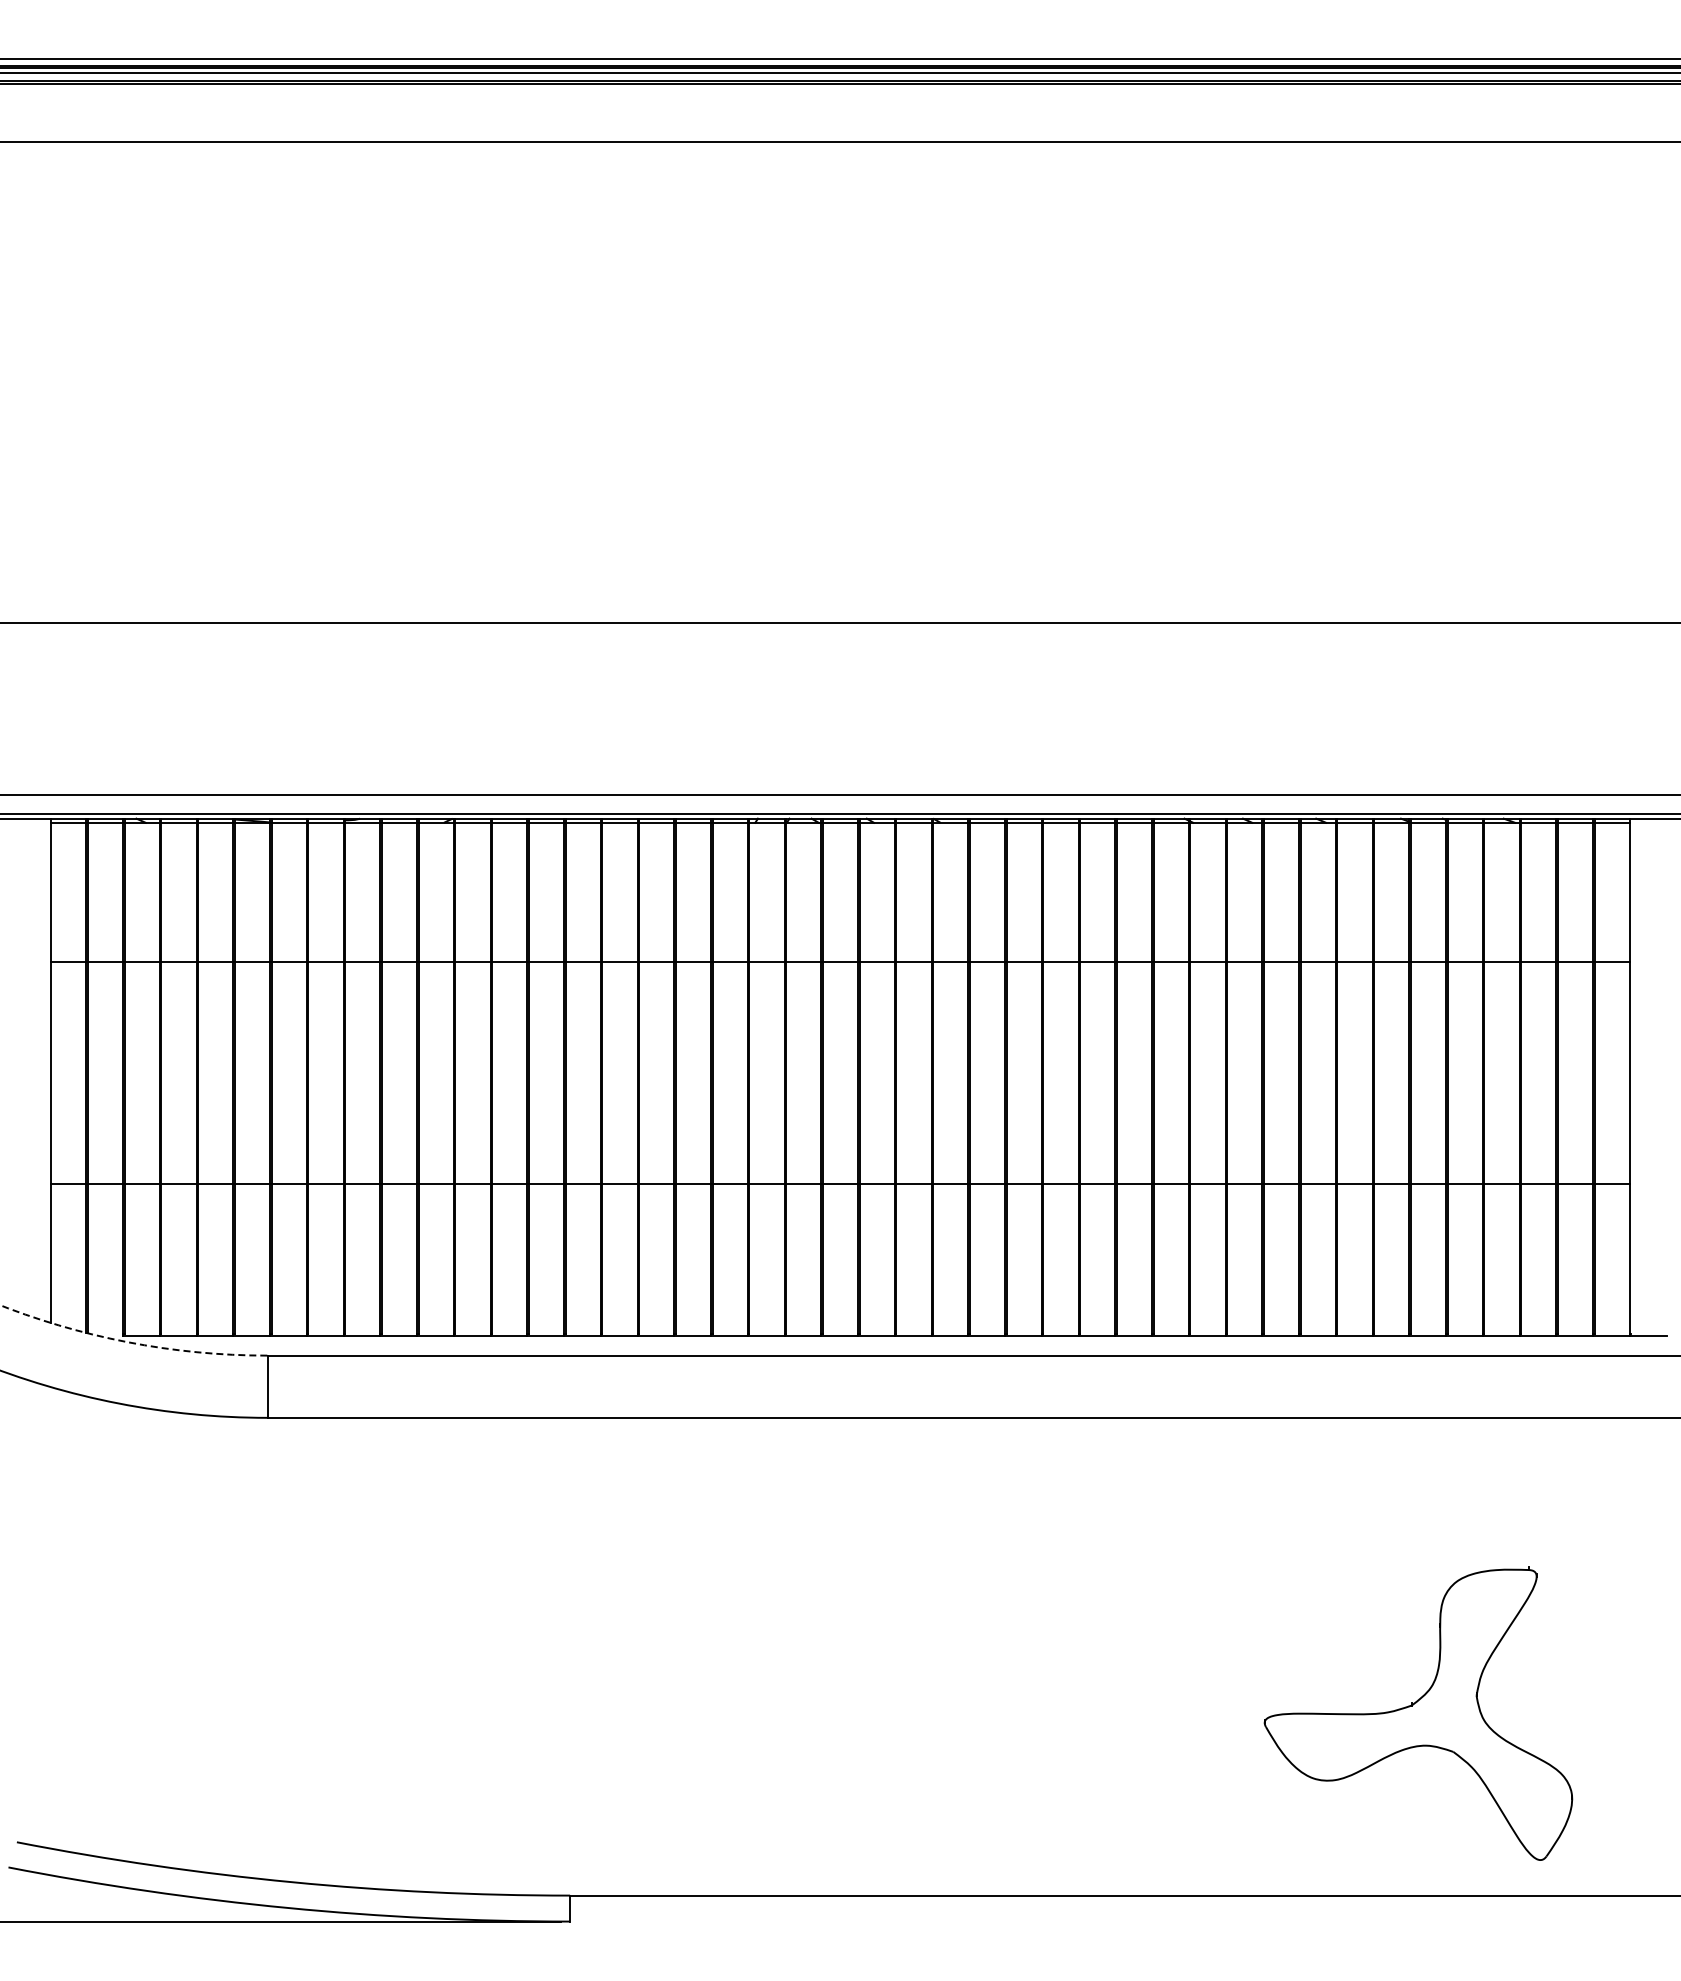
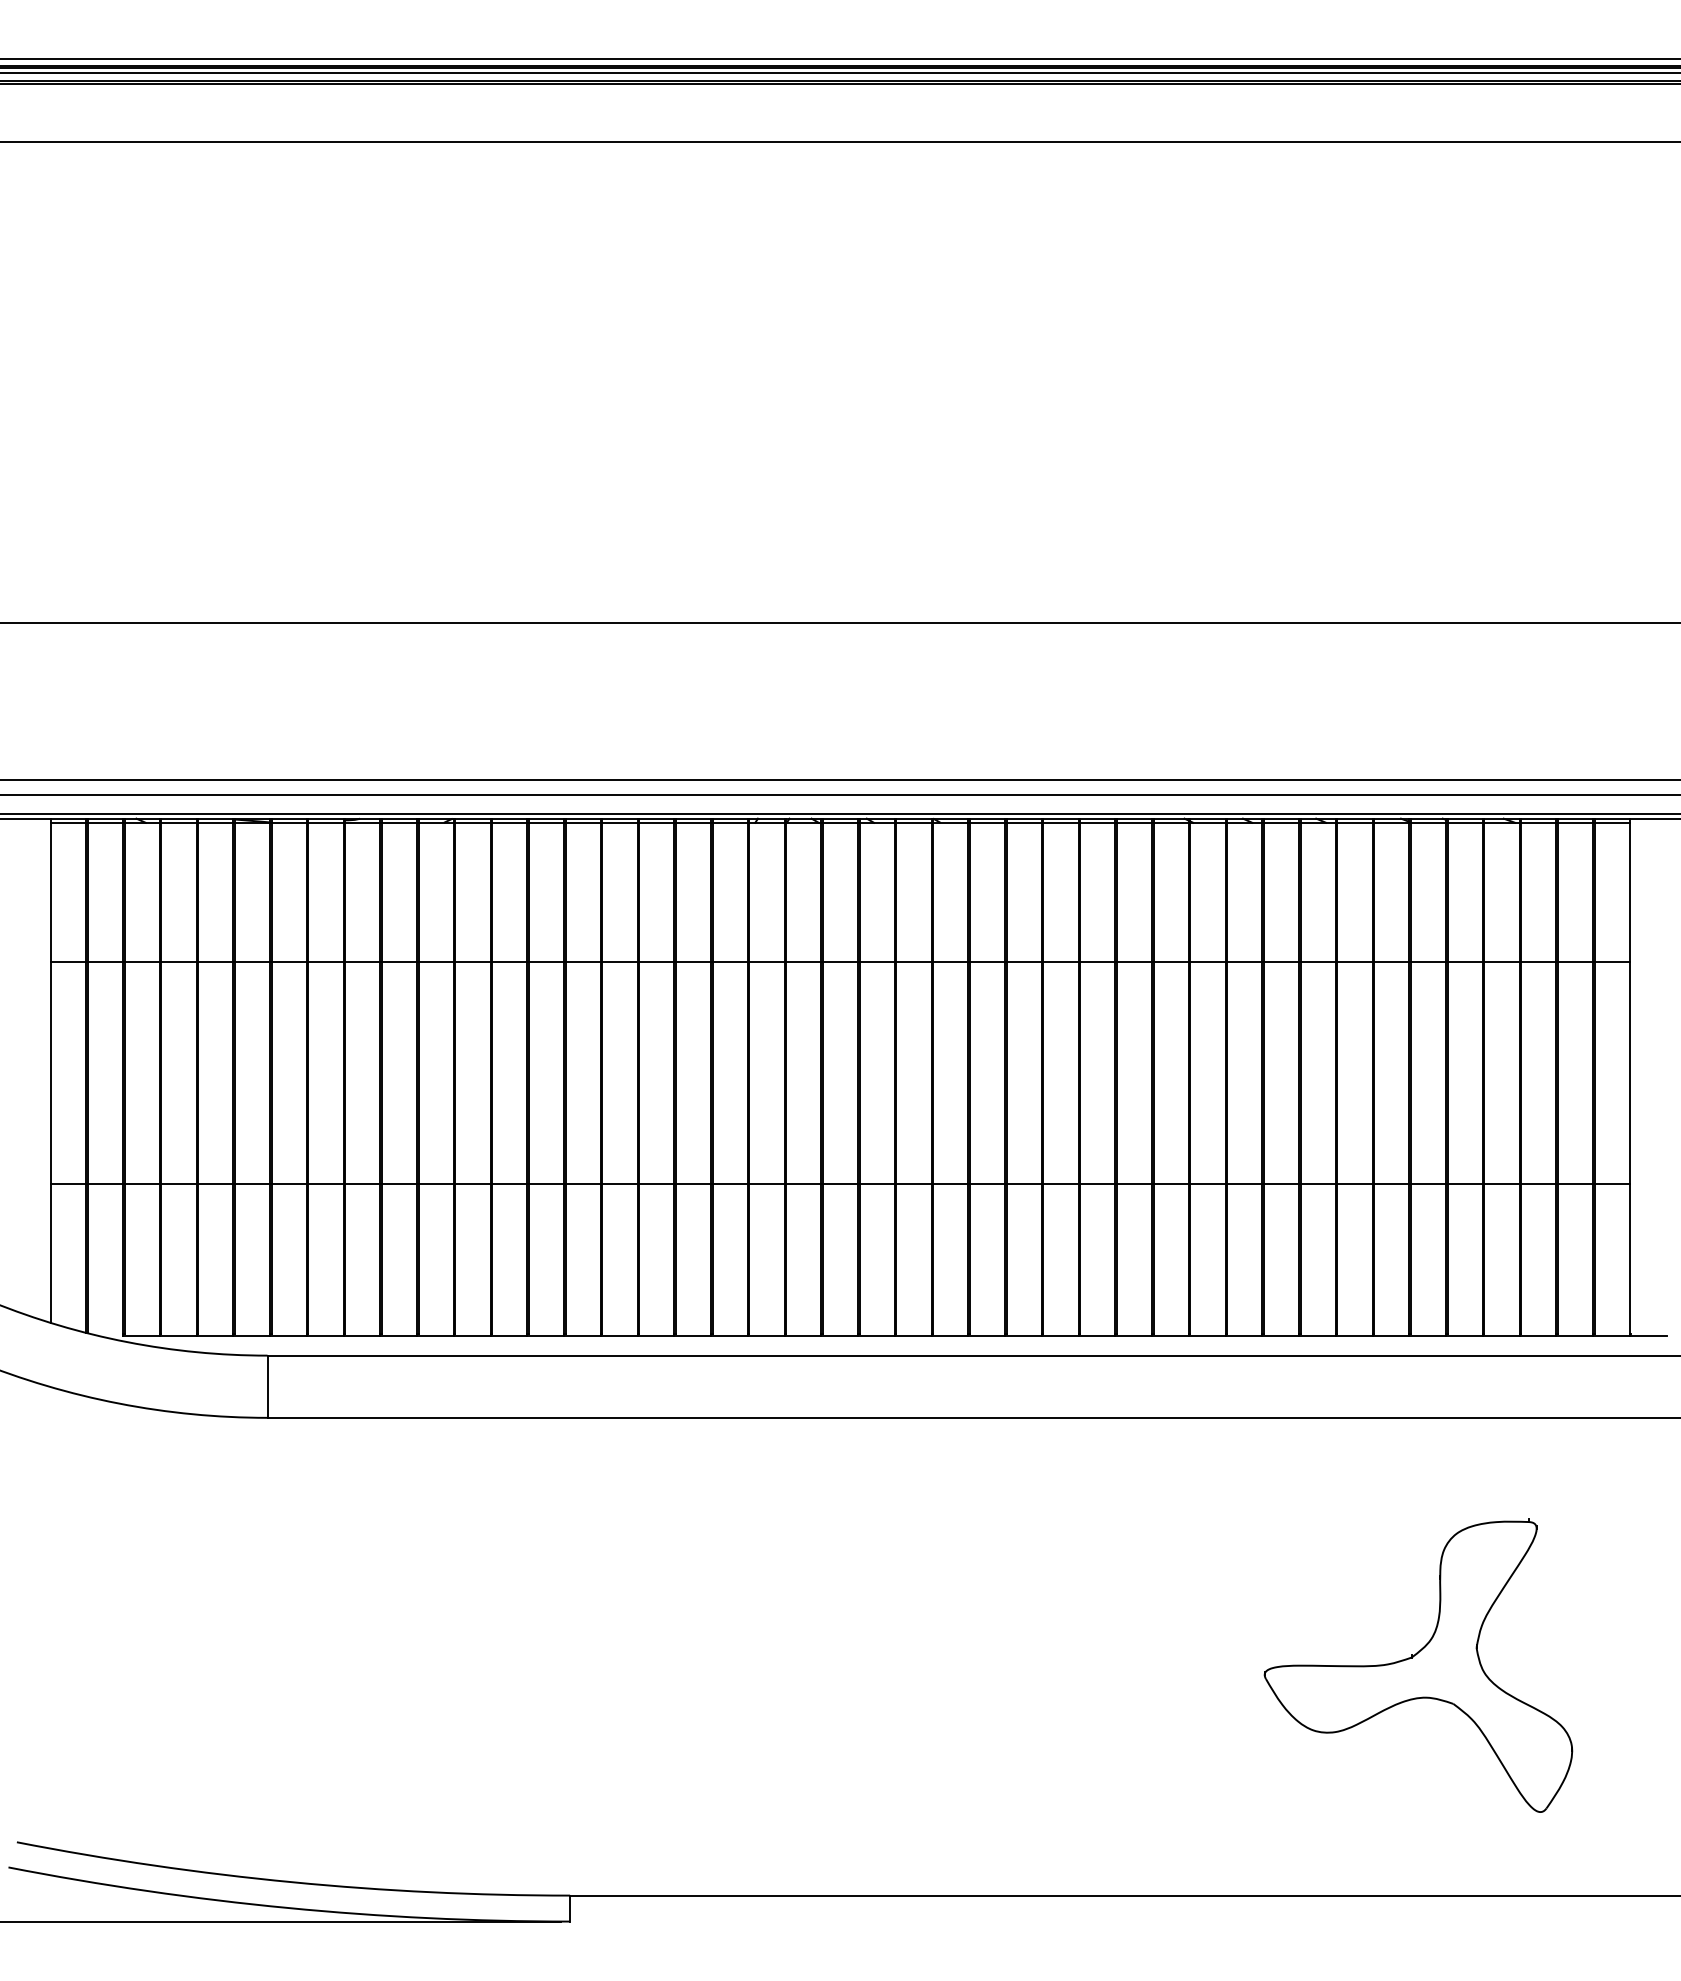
line: none -> present (839, 779)
arc: dashed -> solid (131, 1342)
part position: (1418, 1713) -> (1418, 1665) (1418, 1665)
